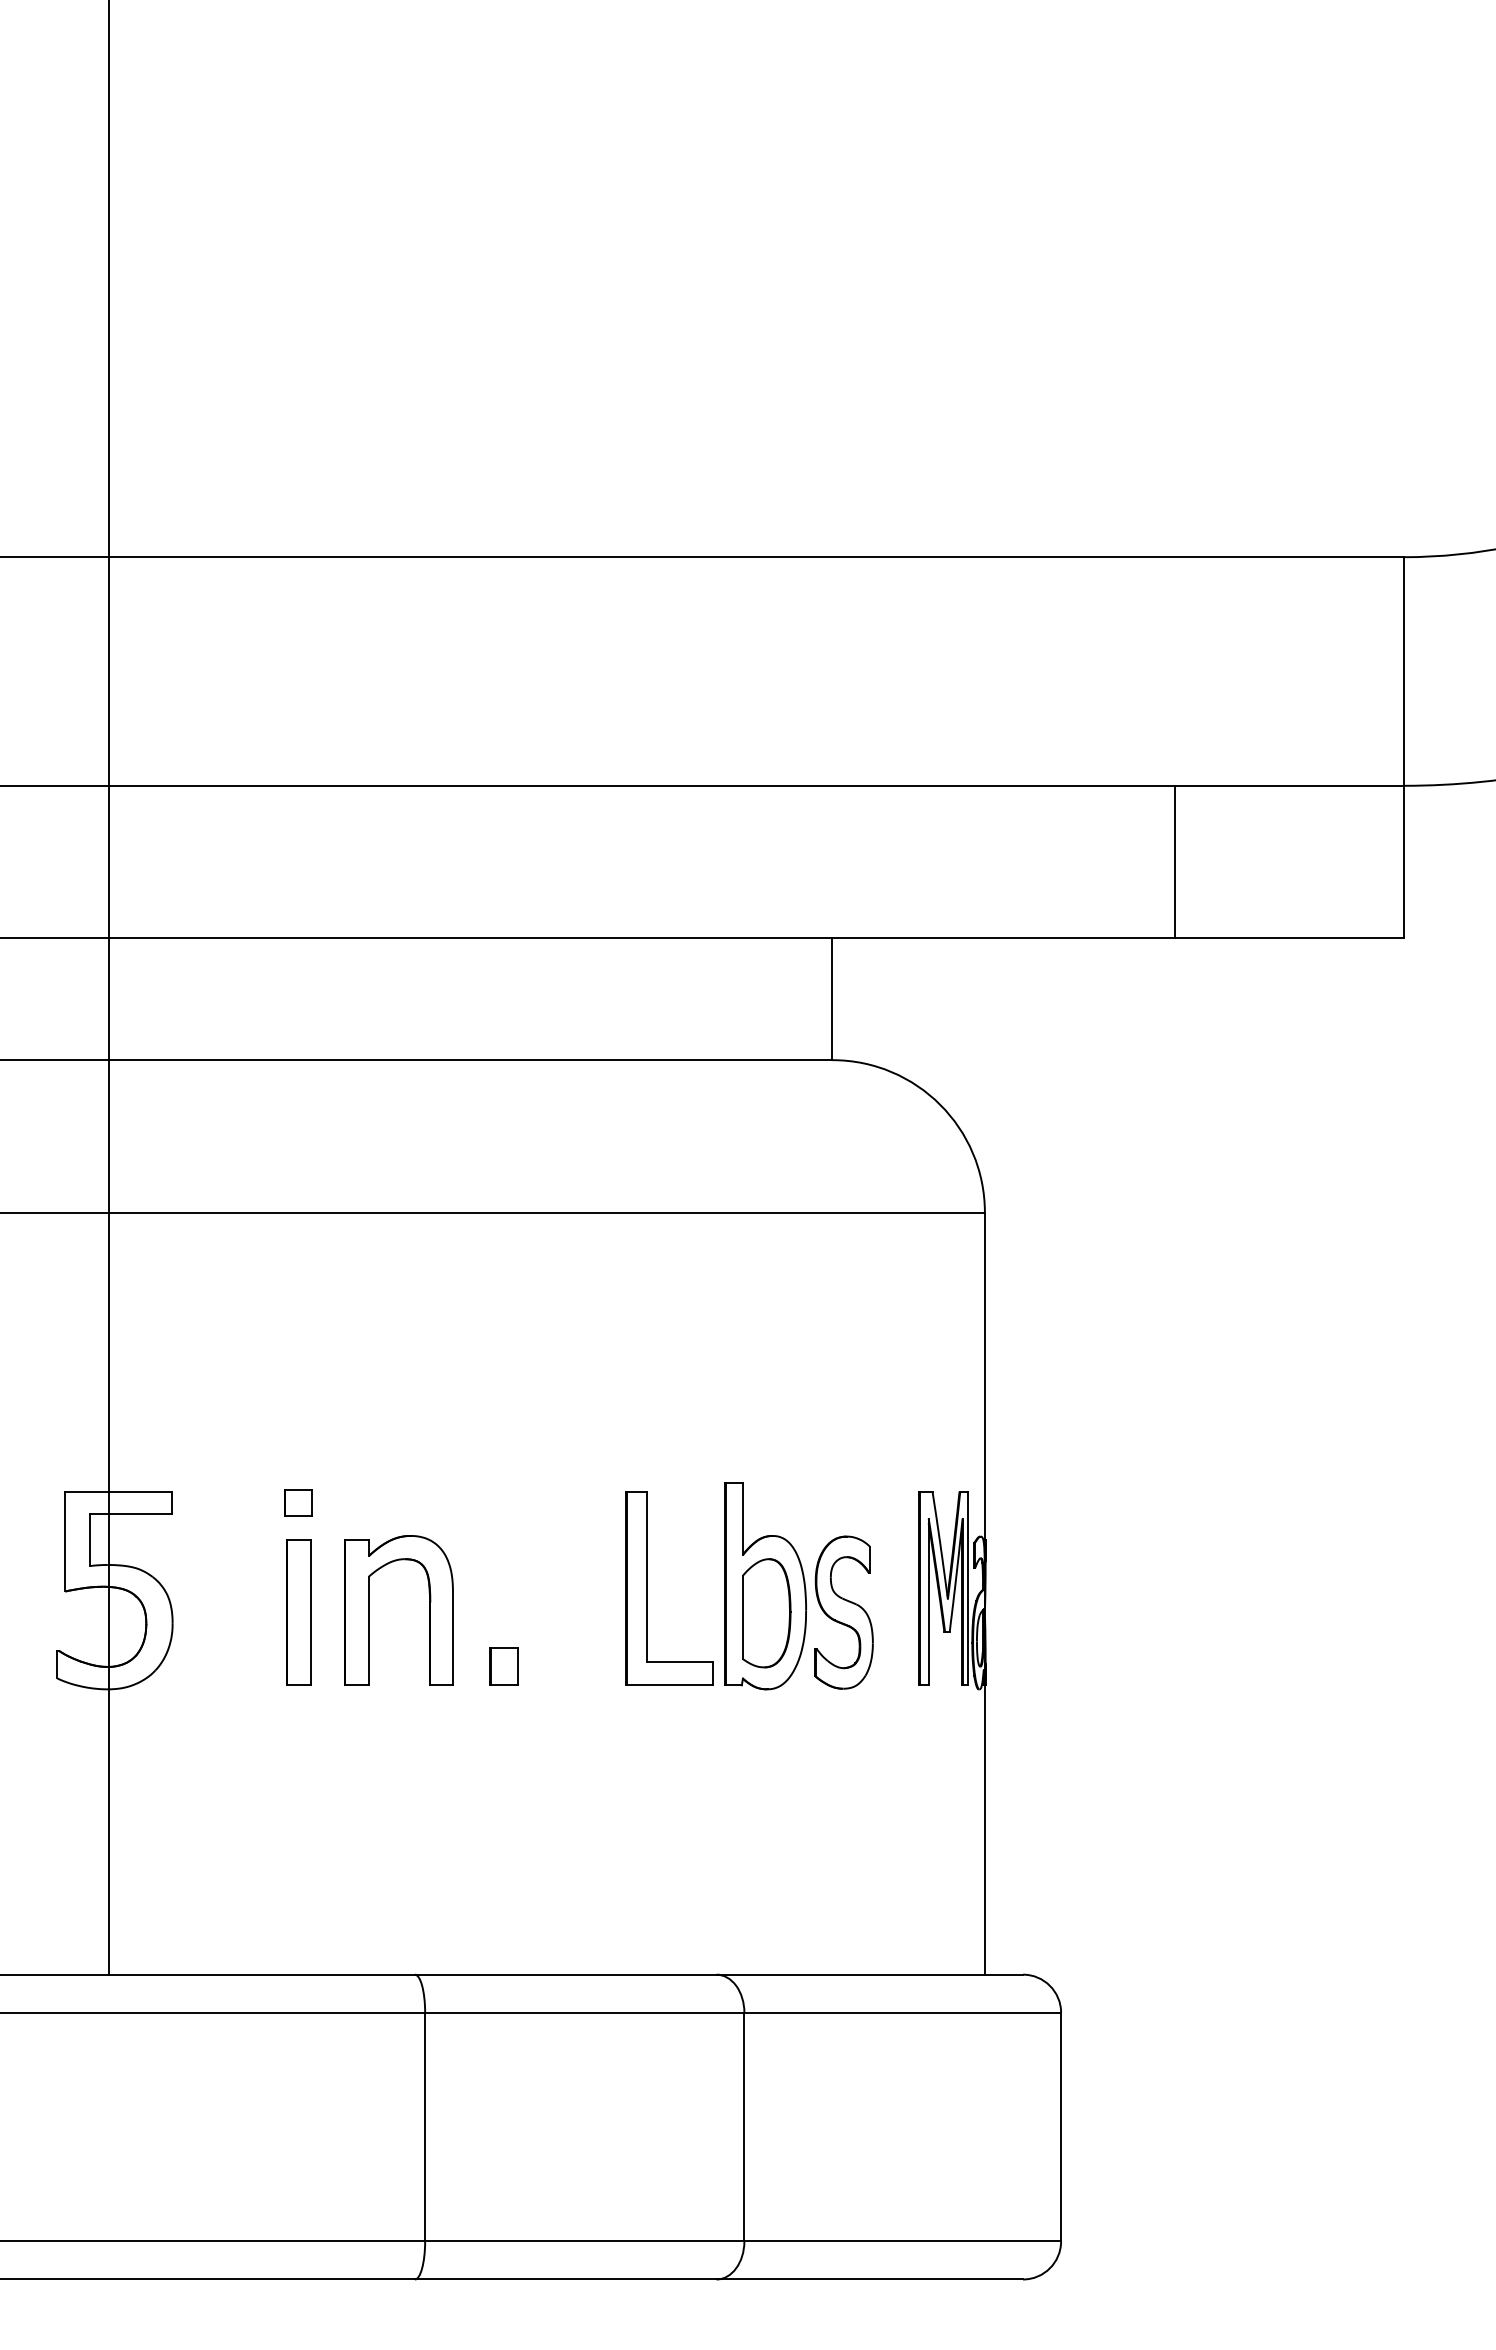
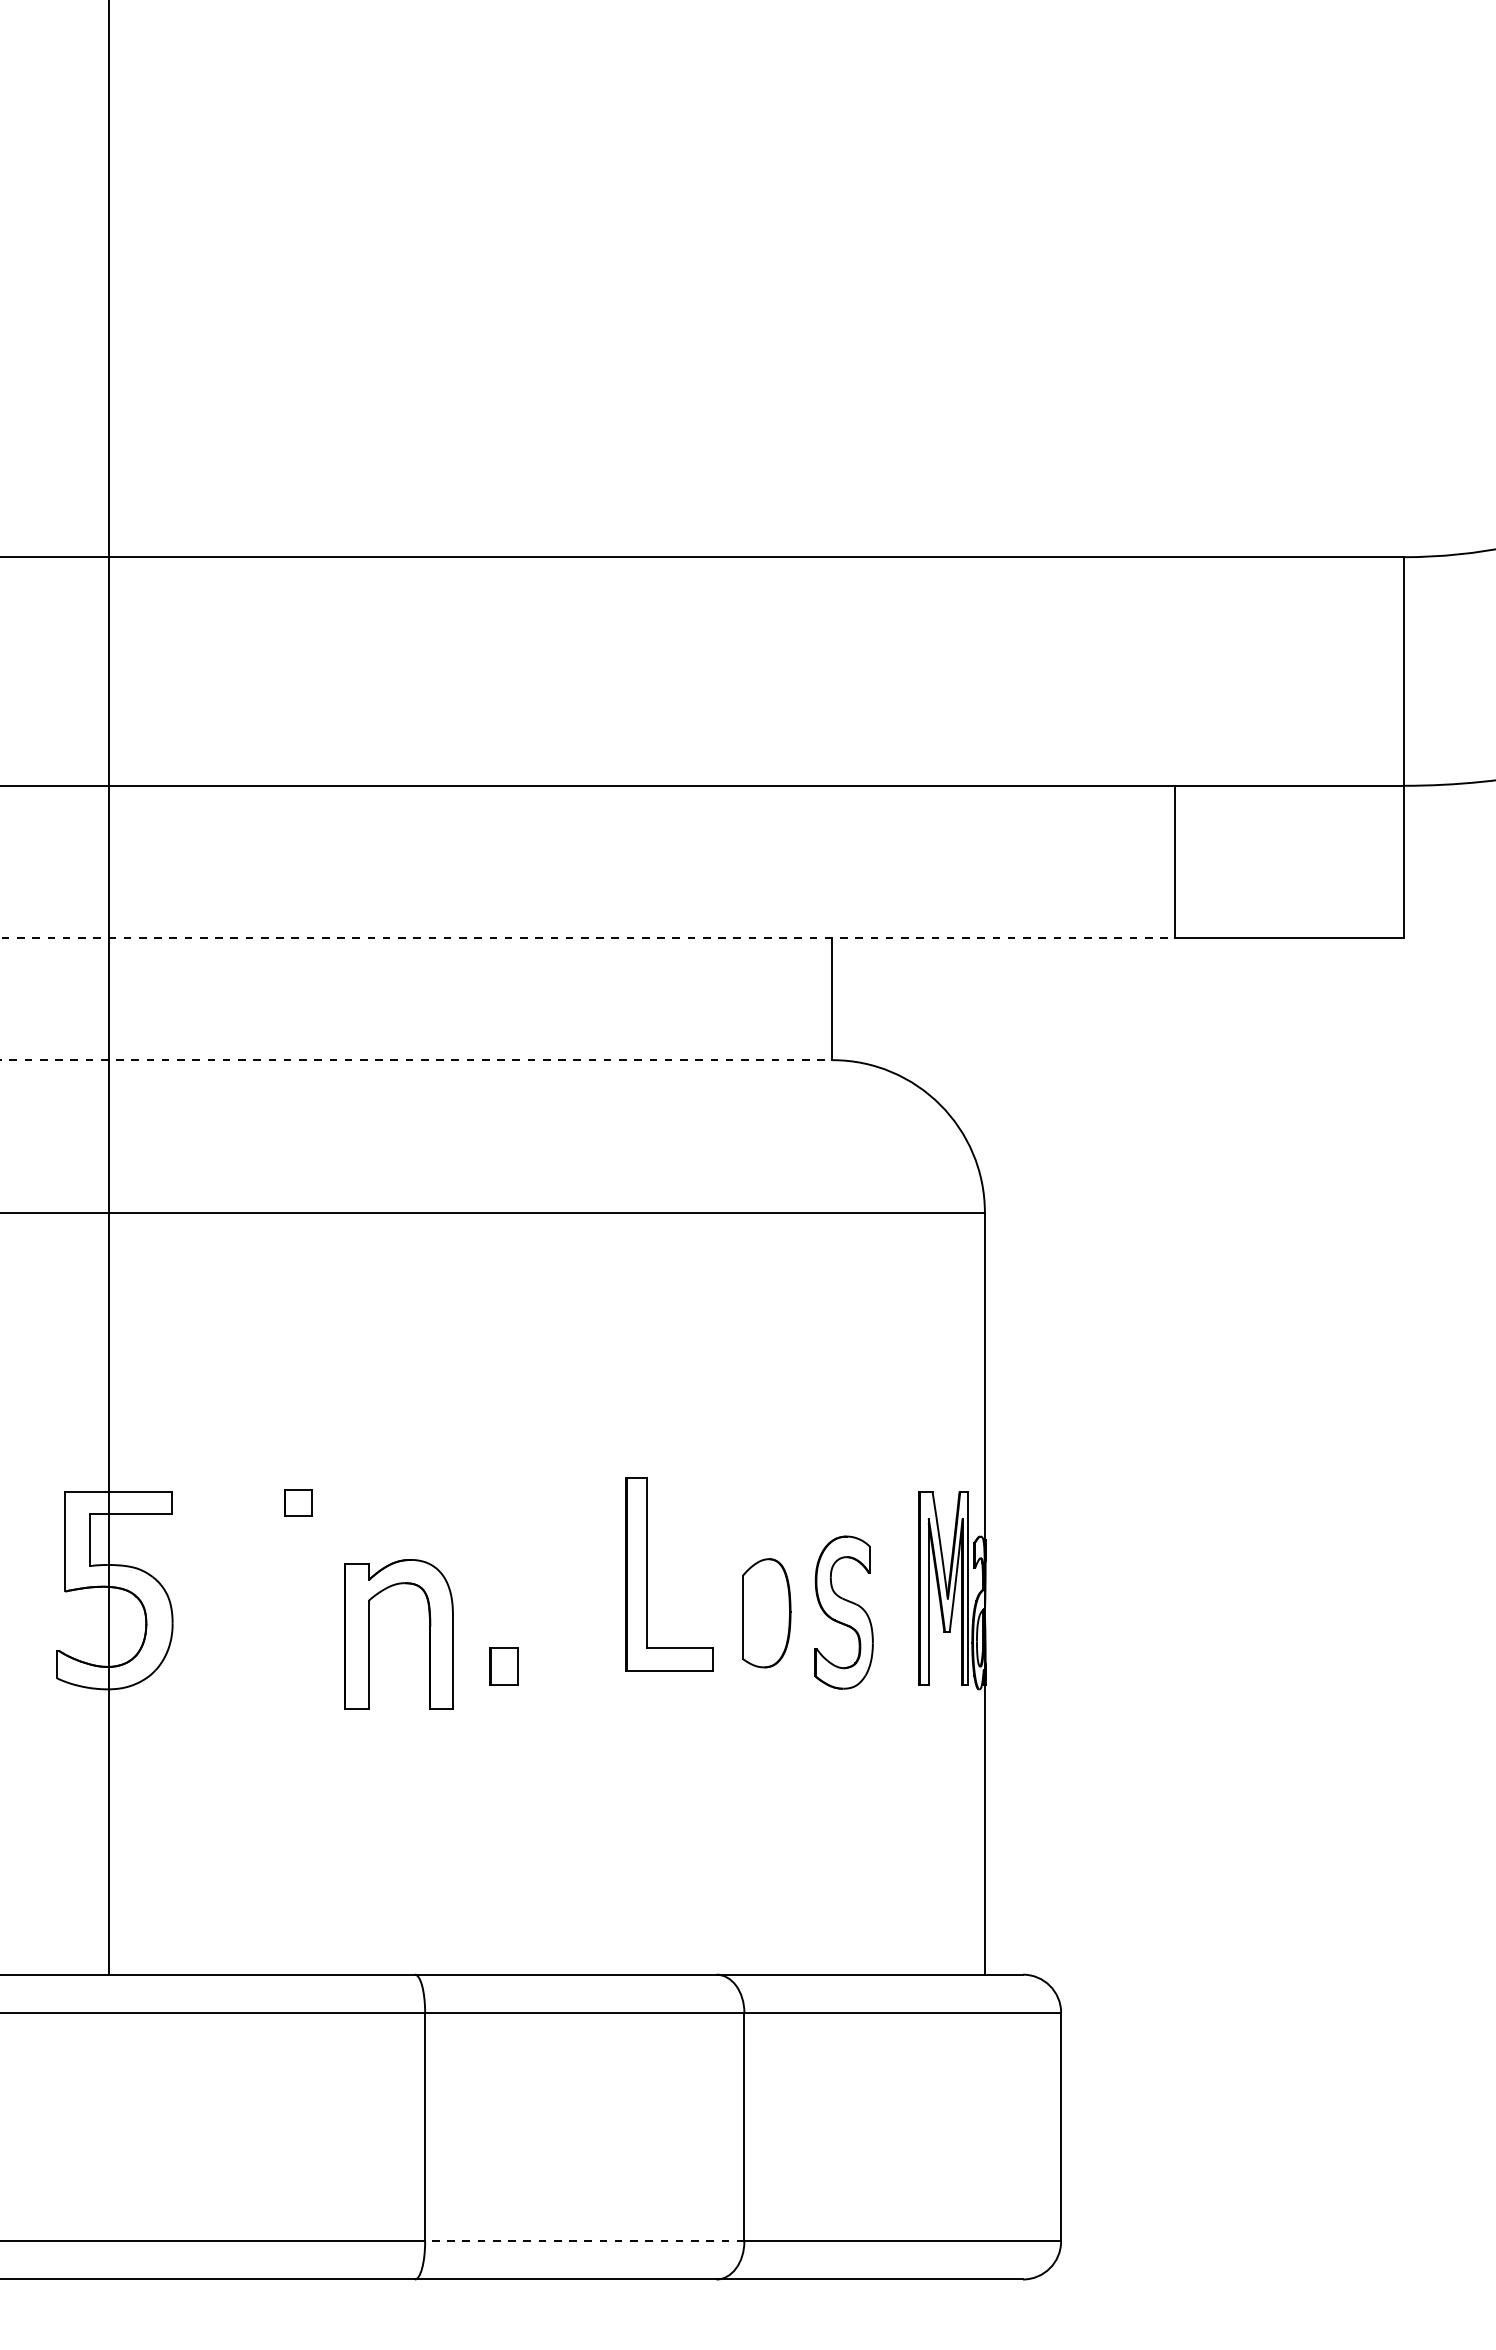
line: solid -> dashed (588, 938)
line: solid -> dashed (416, 1060)
part: present -> none (765, 1586)
part position: (647, 1588) -> (647, 1574) (647, 1574)
part position: (369, 1610) -> (369, 1634) (369, 1634)
part: present -> none (298, 1612)
line: solid -> dashed (584, 2241)
